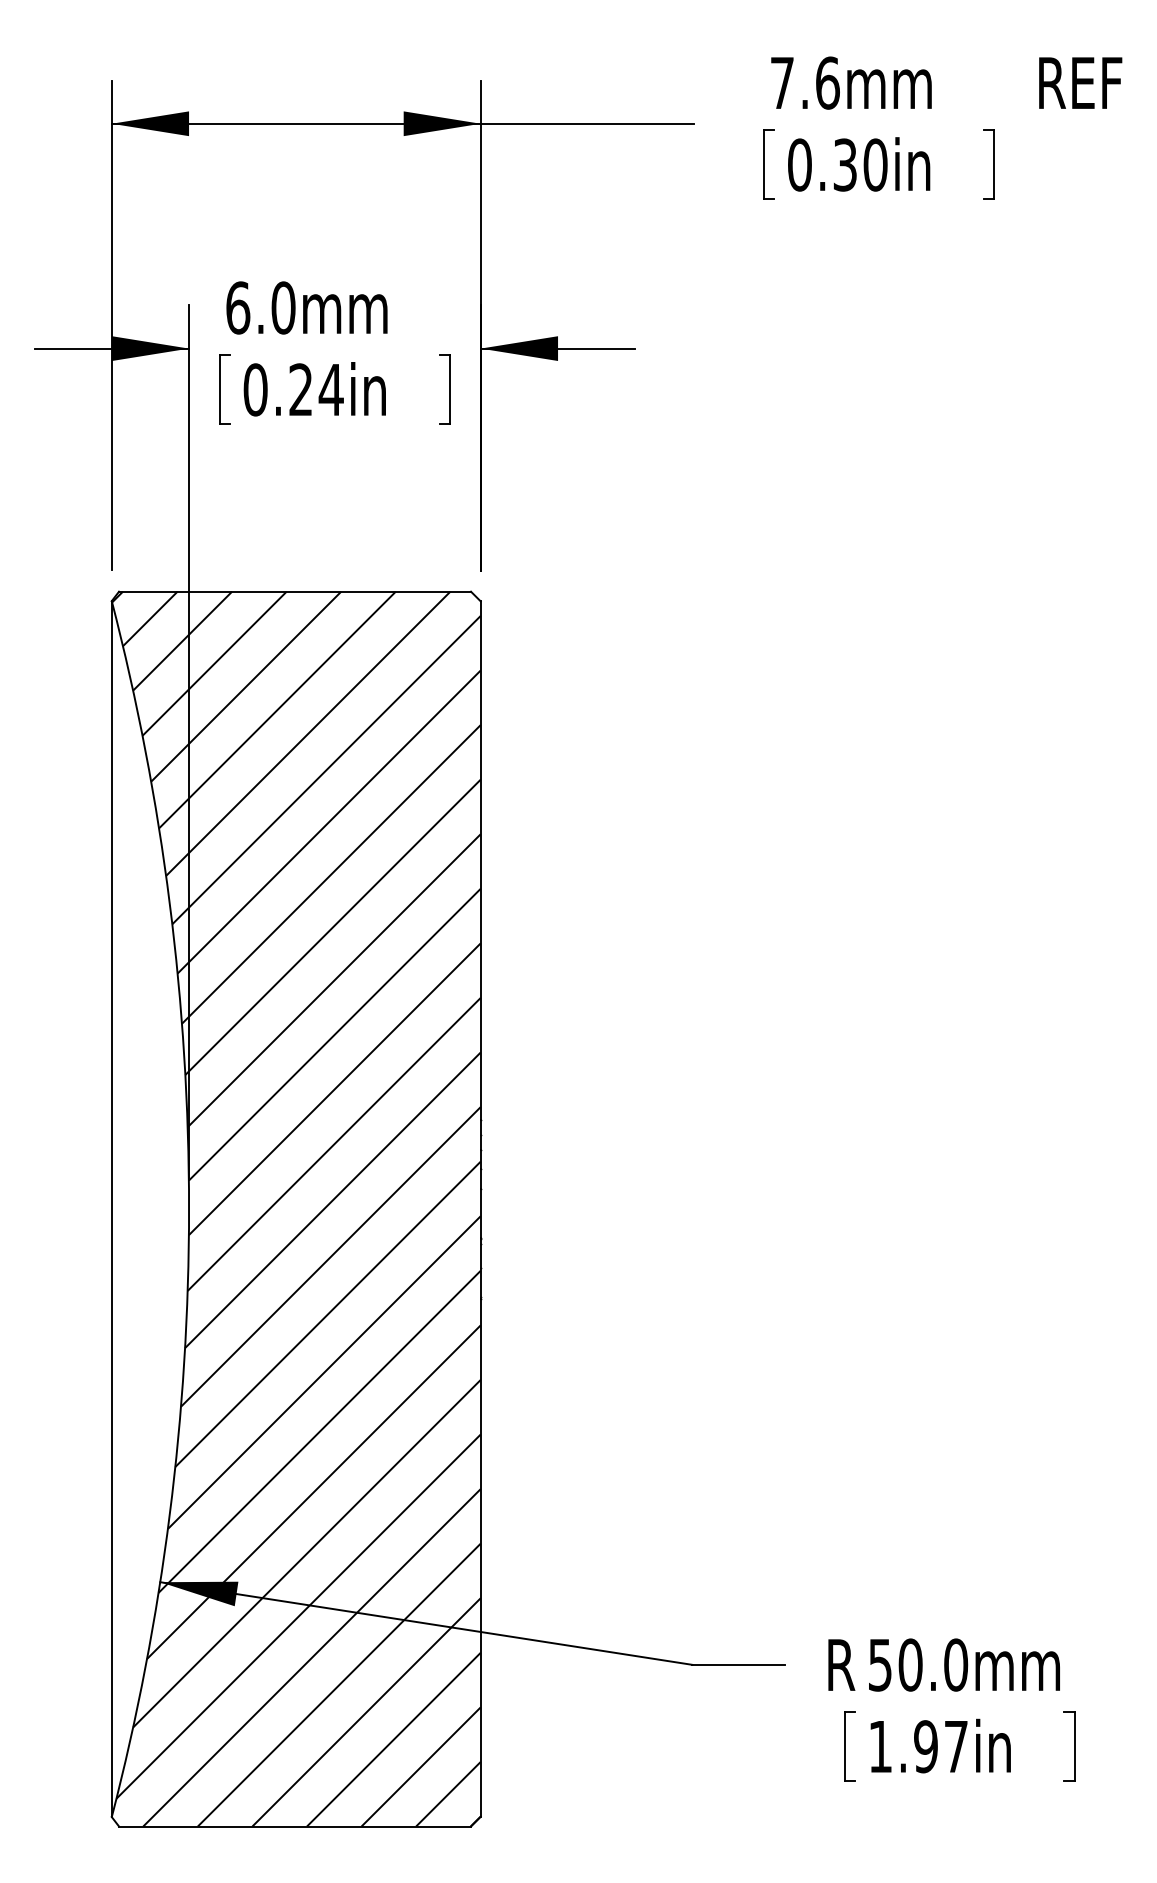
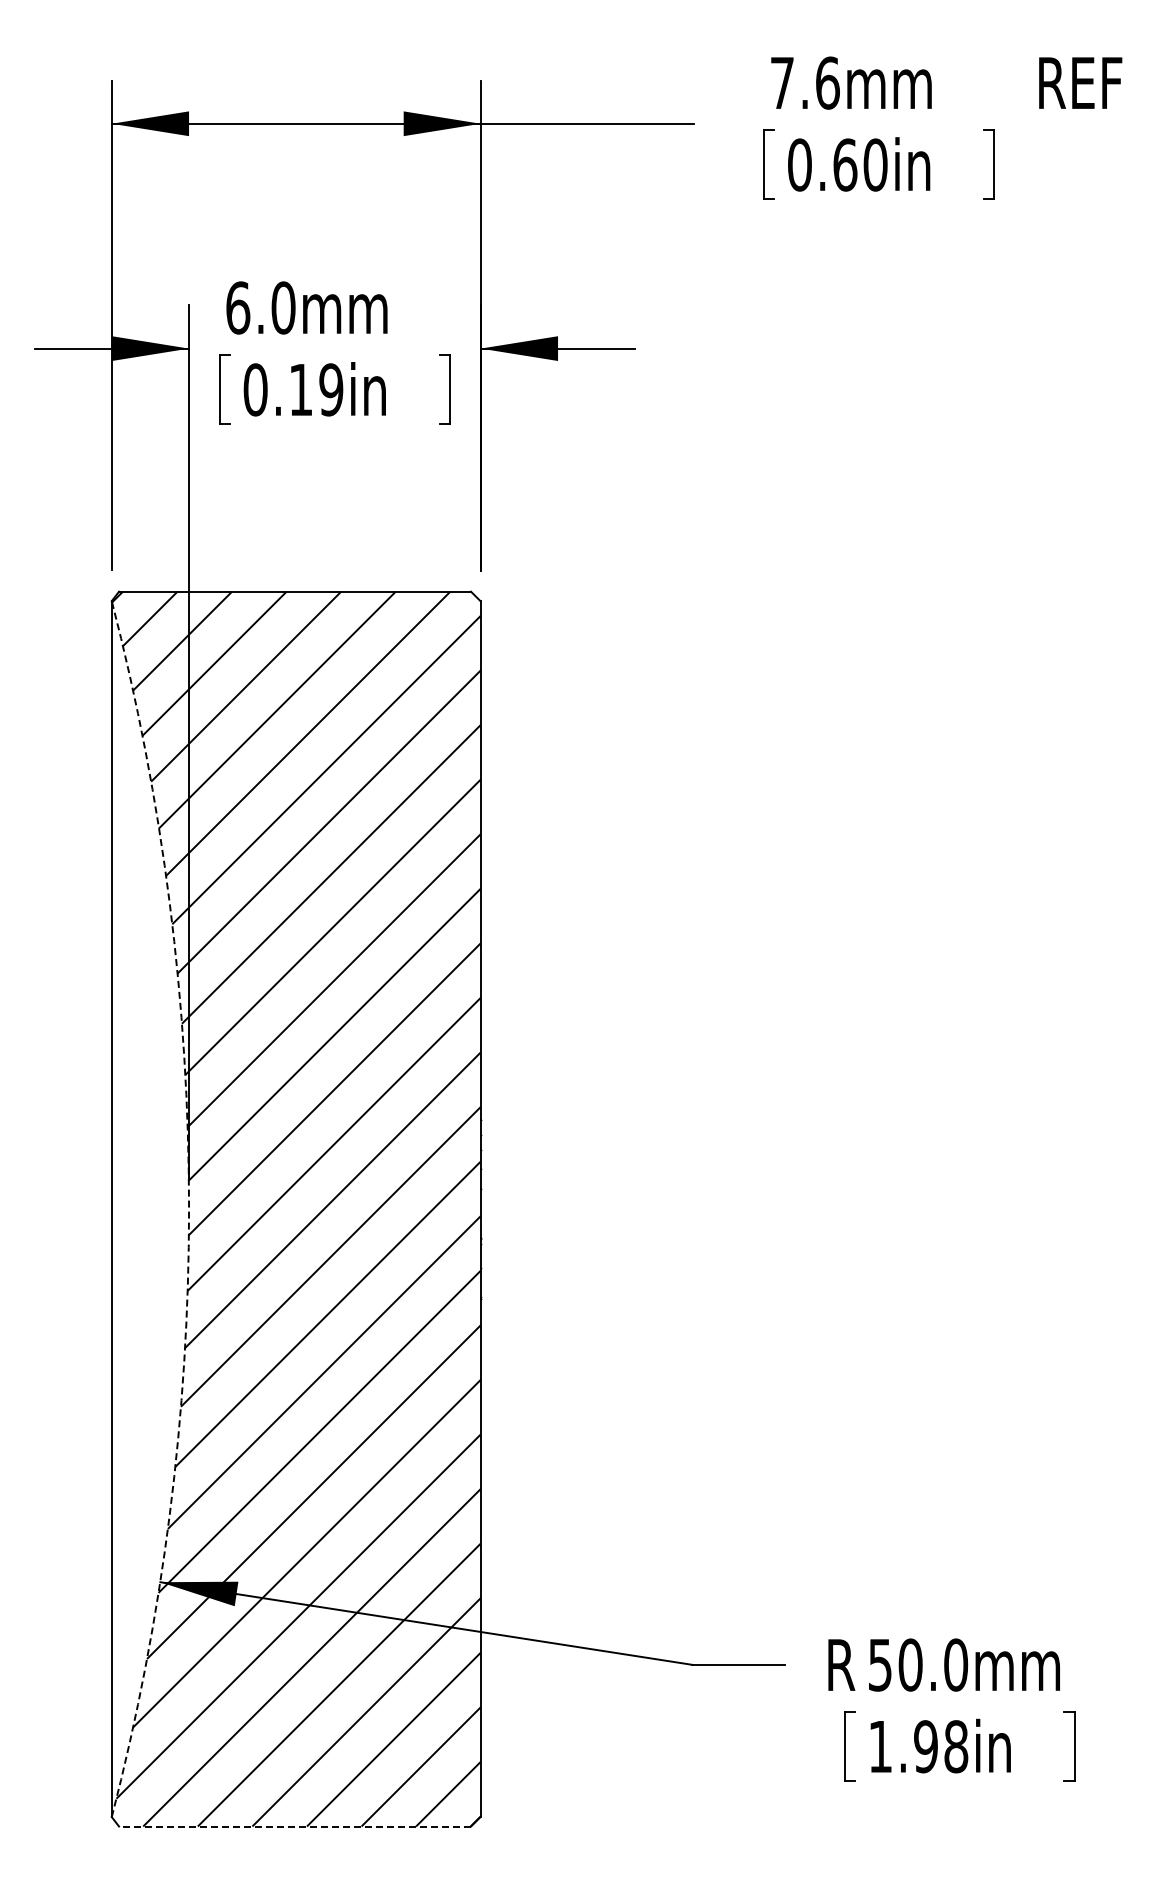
text: 0.30in -> 0.60in (845, 164)
text: 0.24in -> 0.19in (316, 389)
arc: solid -> dashed (189, 1209)
text: 1.97in -> 1.98in (956, 1746)
line: solid -> dashed (295, 1826)
